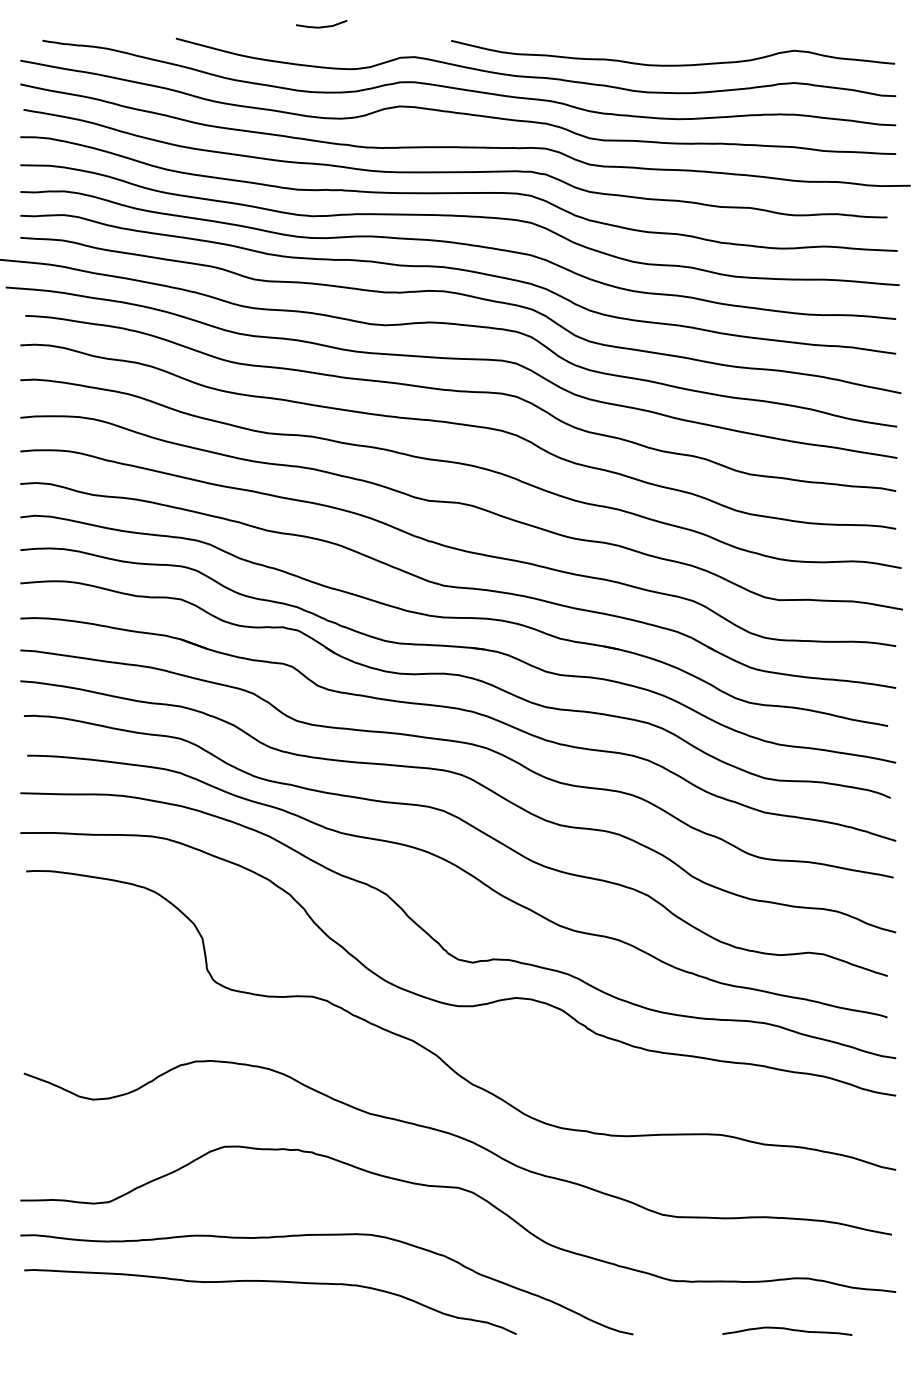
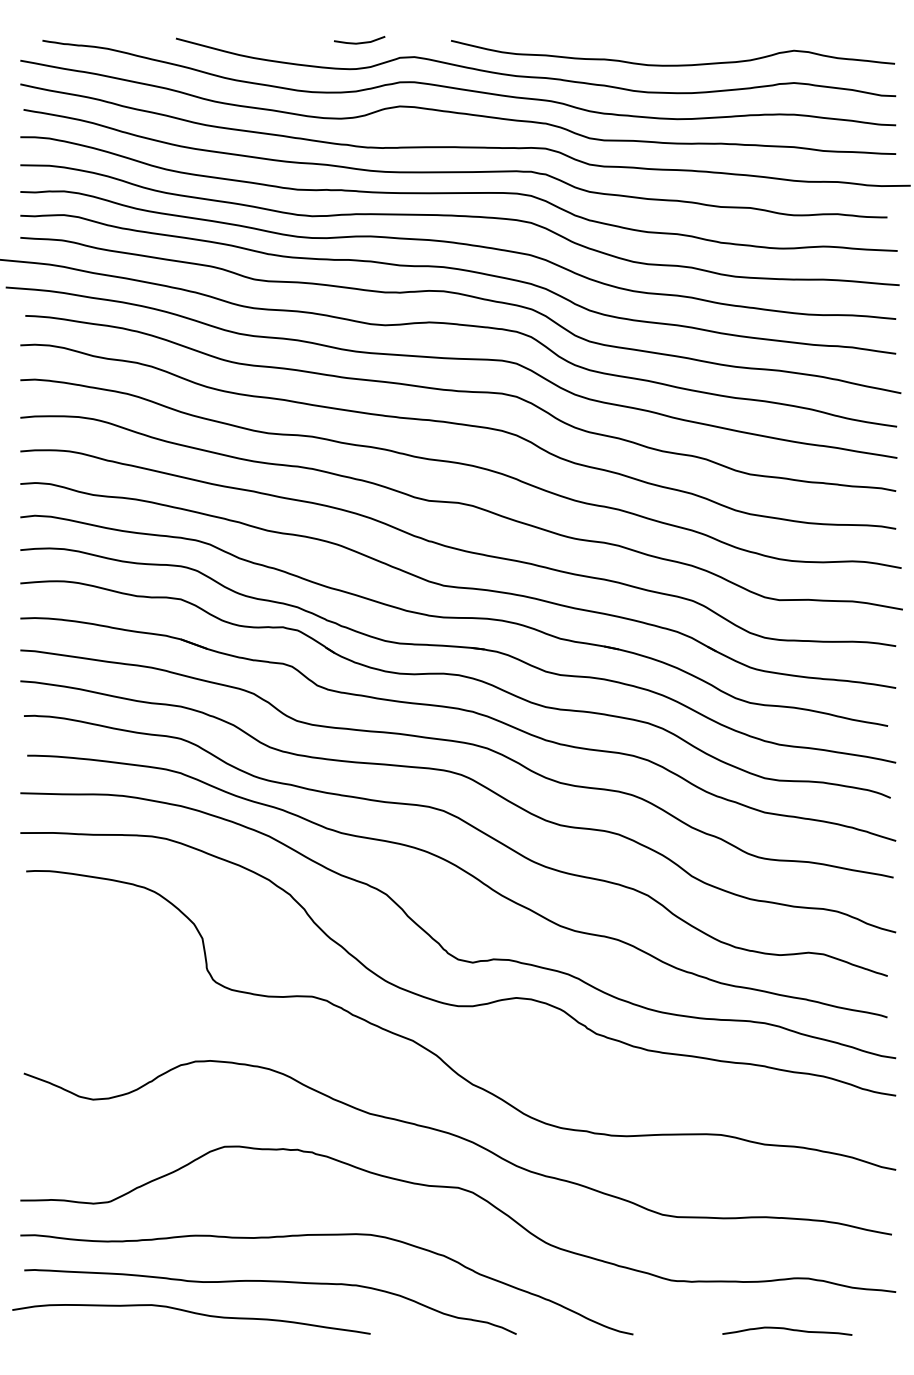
line position: (321, 26) -> (359, 42) (359, 42)
curve: none -> present (191, 1313)
